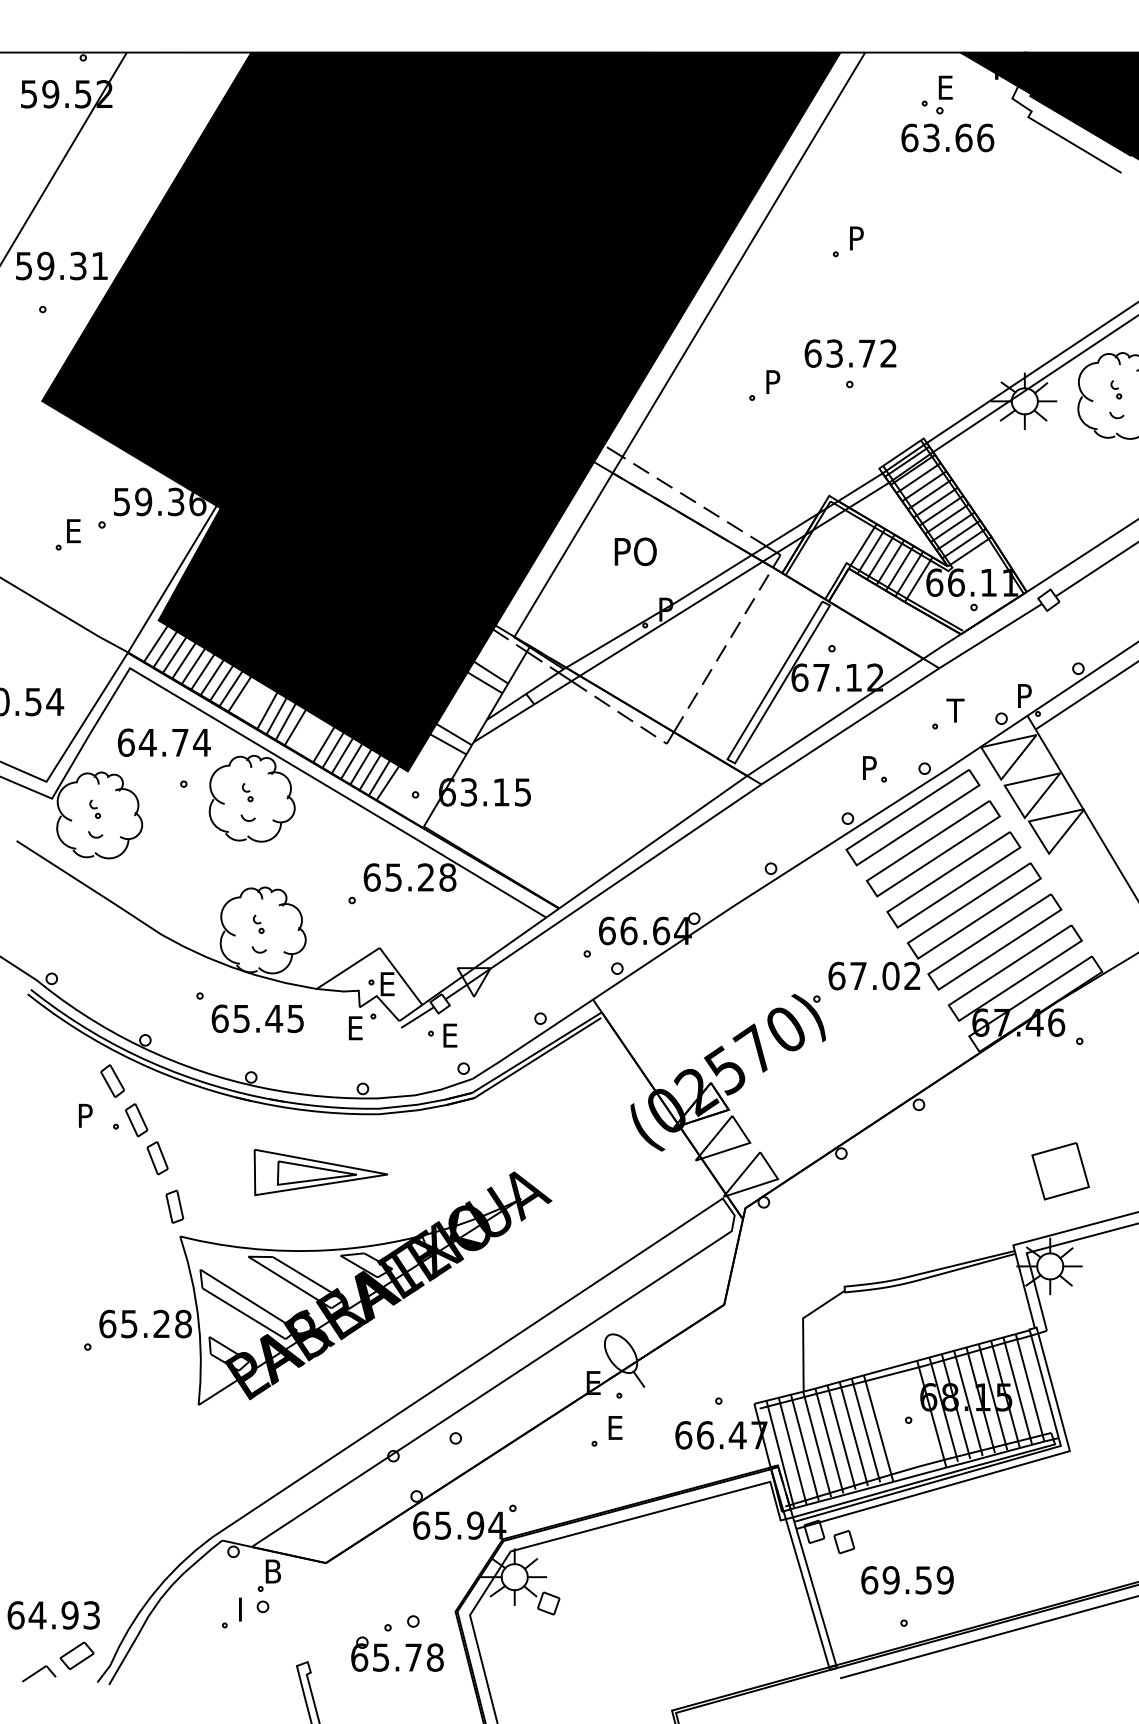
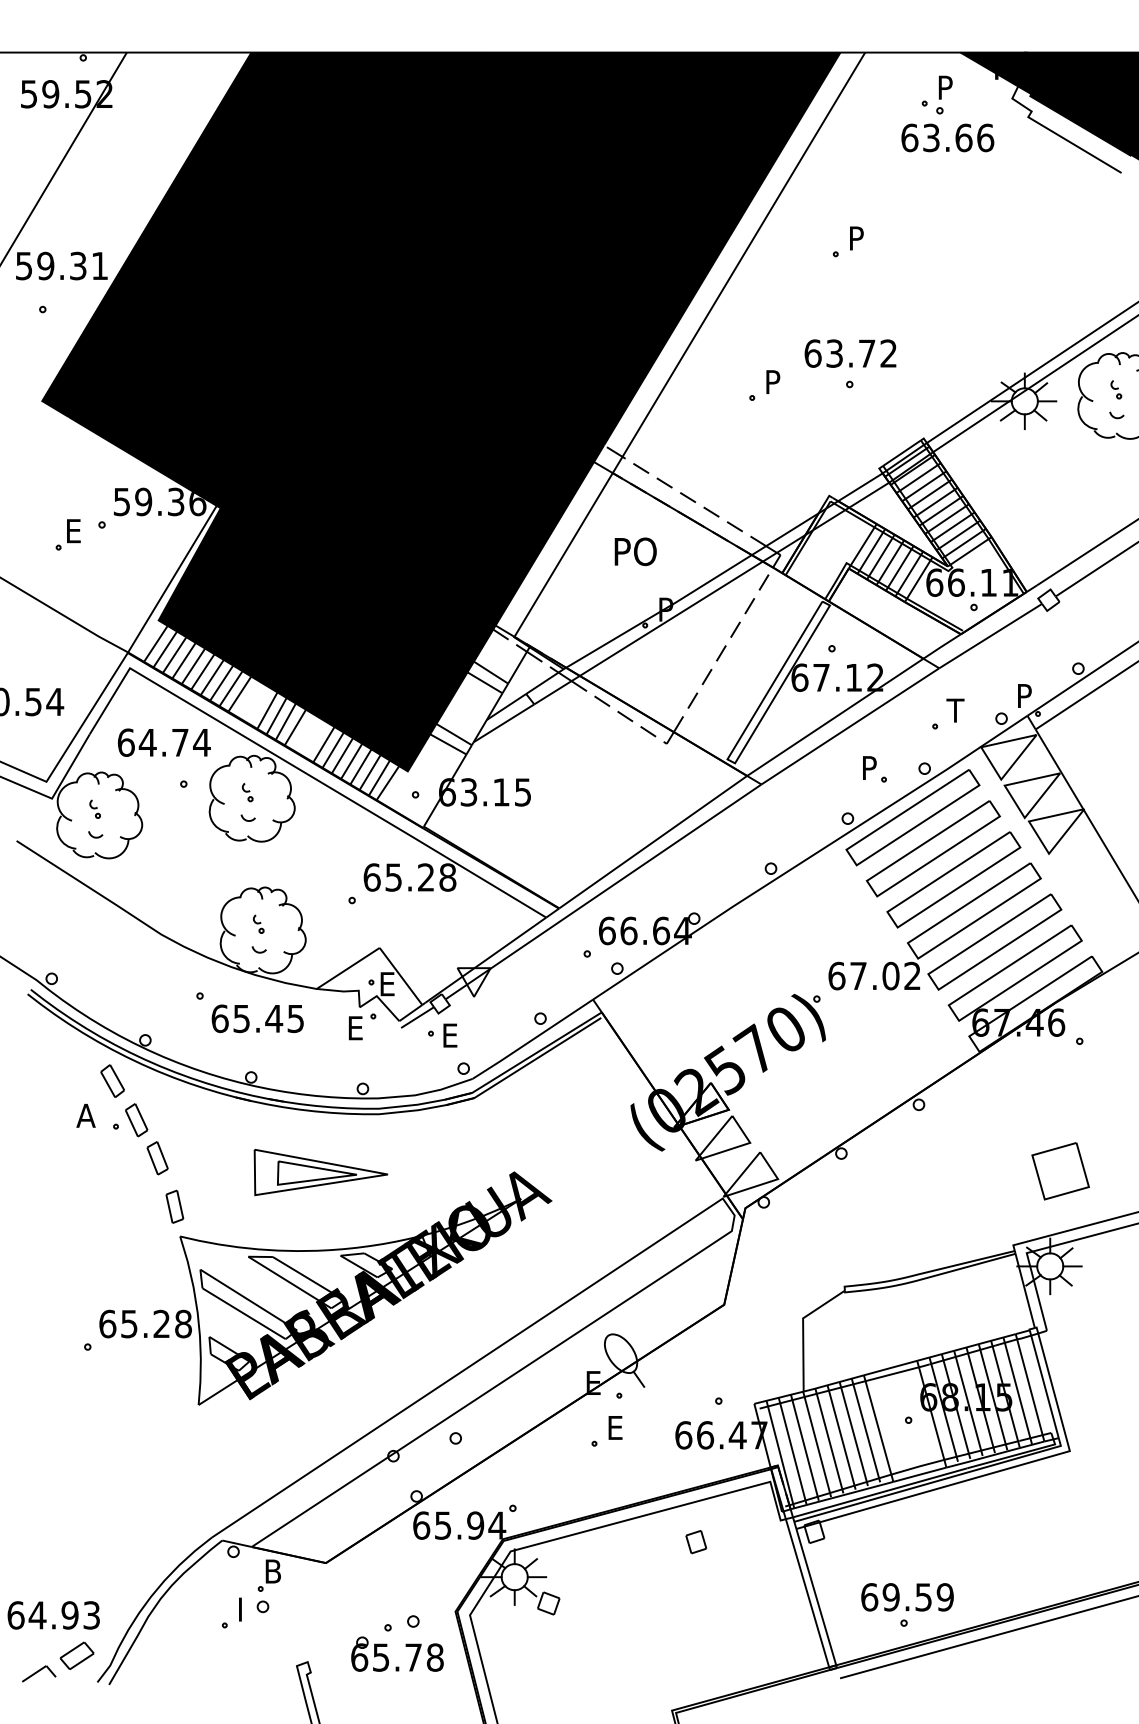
text: E -> P (946, 87)
text: P -> A (85, 1115)
part position: (844, 1542) -> (696, 1542) (696, 1542)
text position: (907, 1580) -> (907, 1597) (907, 1597)
